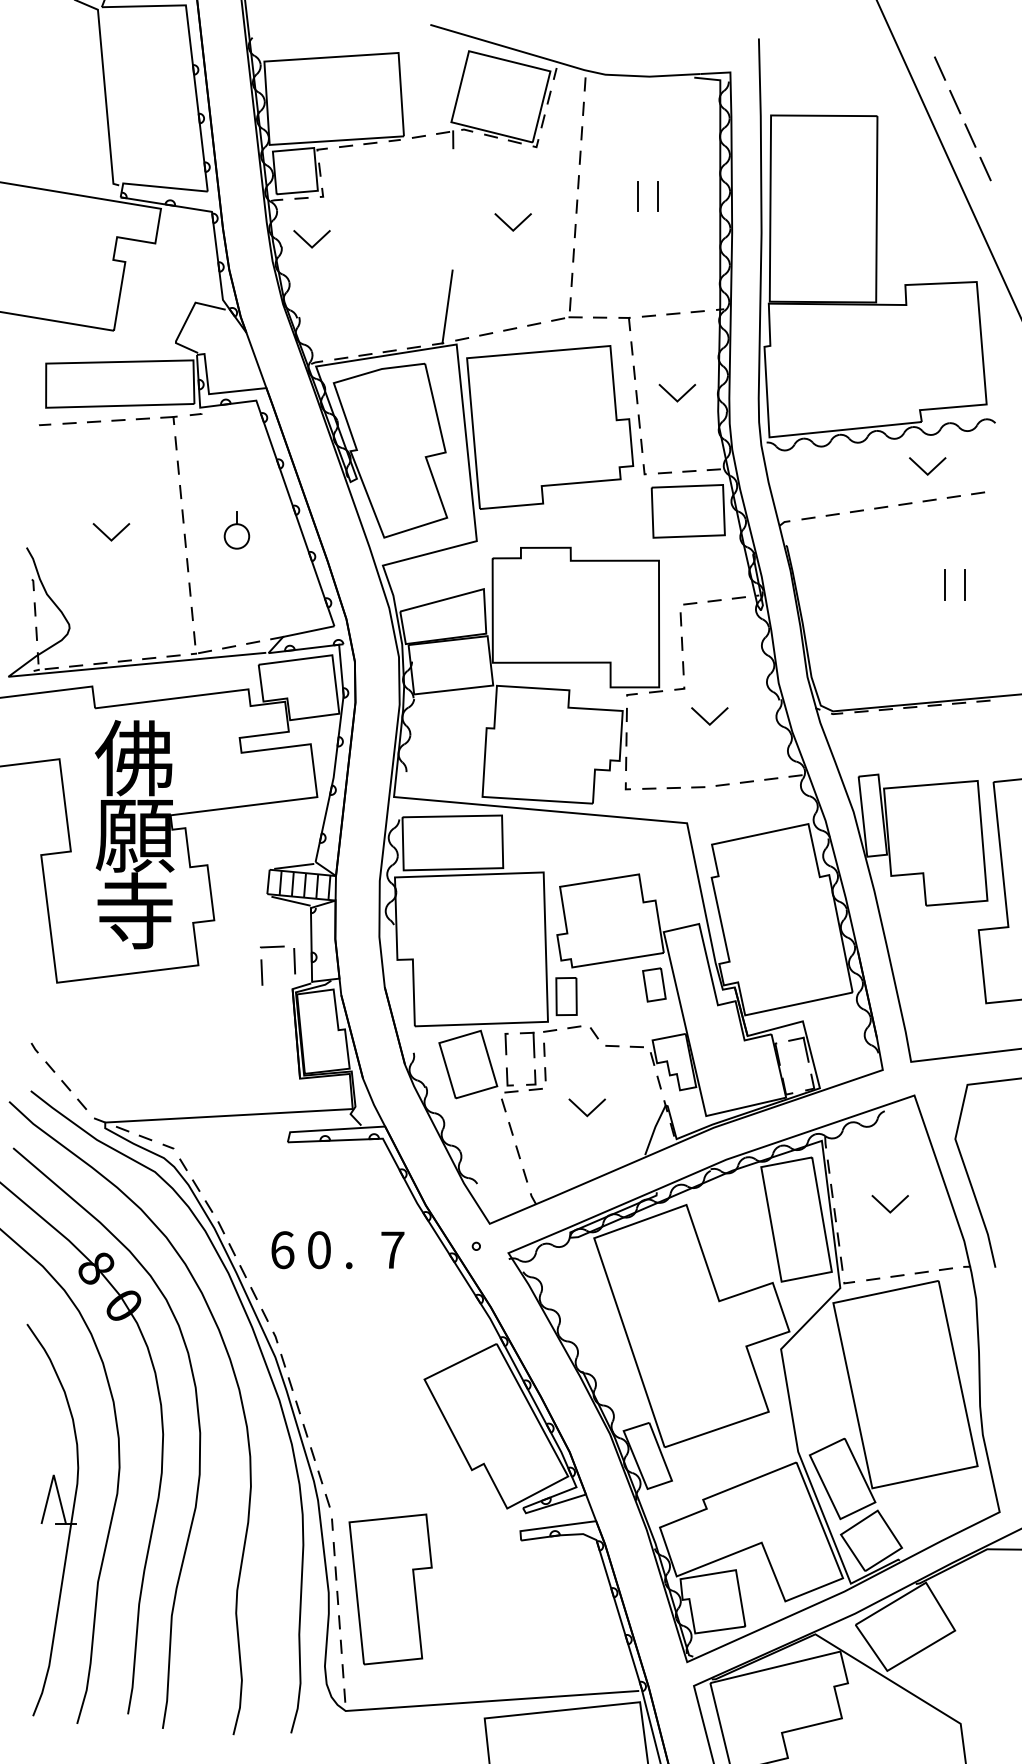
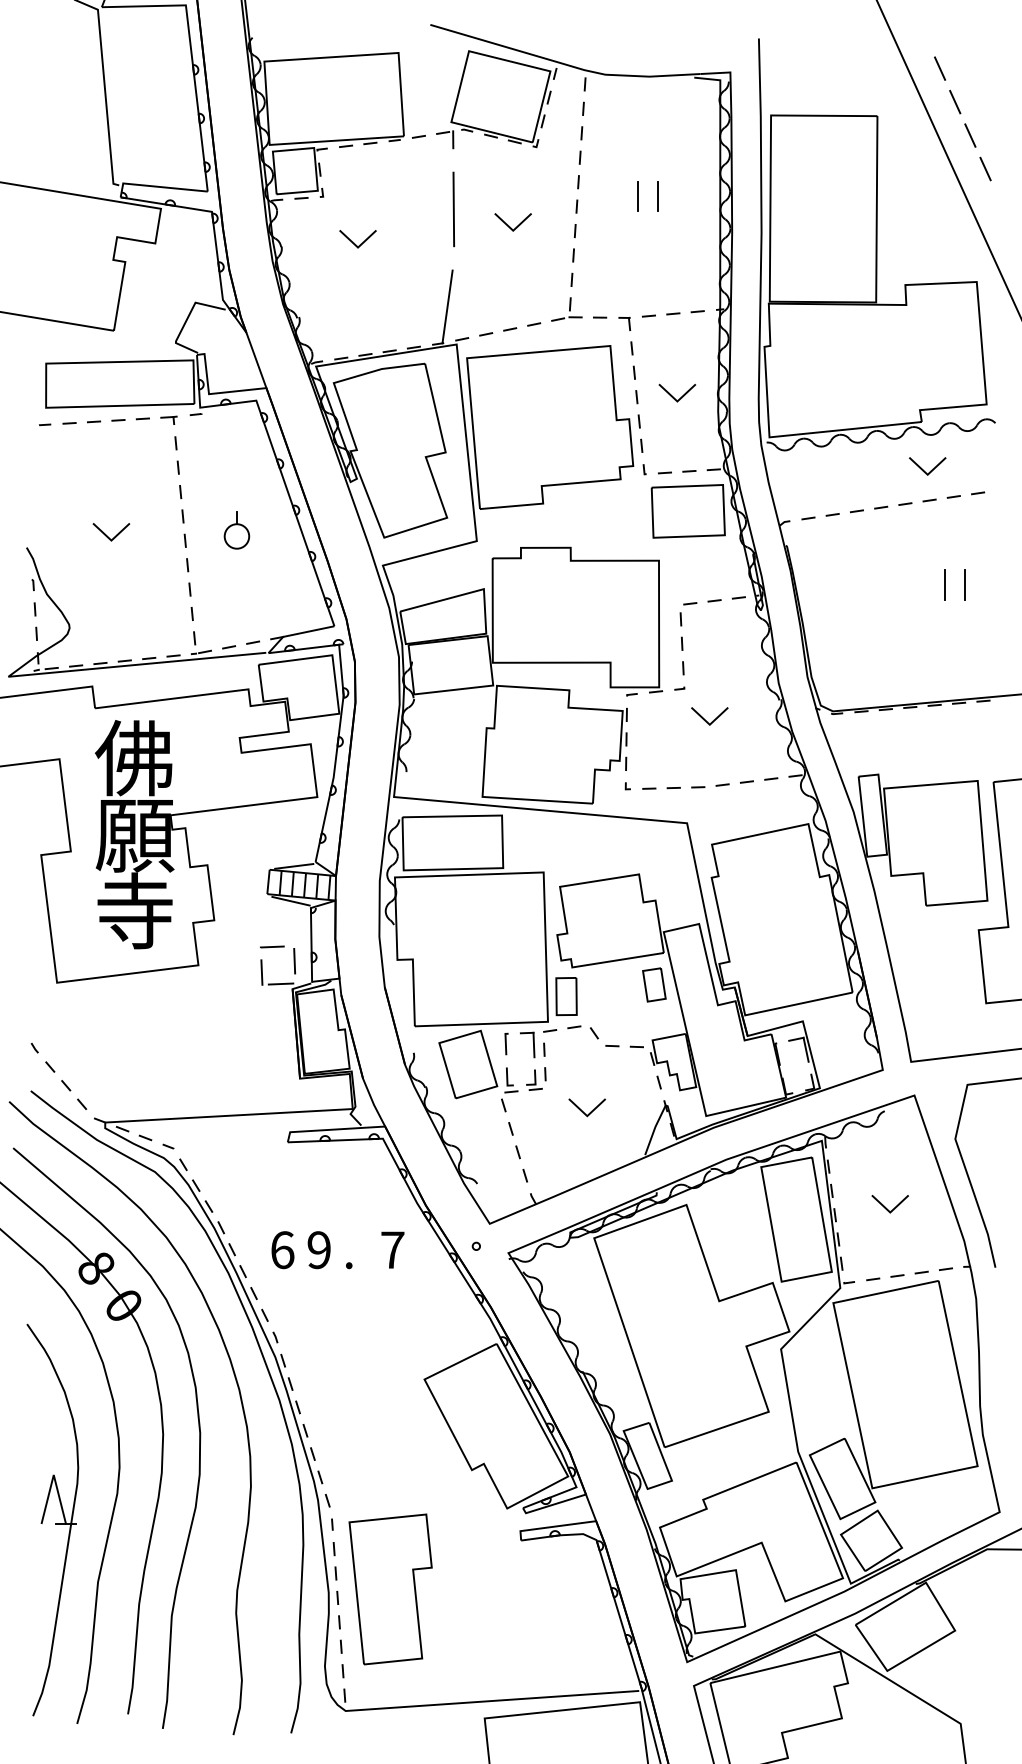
line: none -> present (453, 209)
line position: (308, 242) -> (354, 242) (354, 242)
line: none -> present (280, 983)
text: 0 -> 9 (318, 1250)
